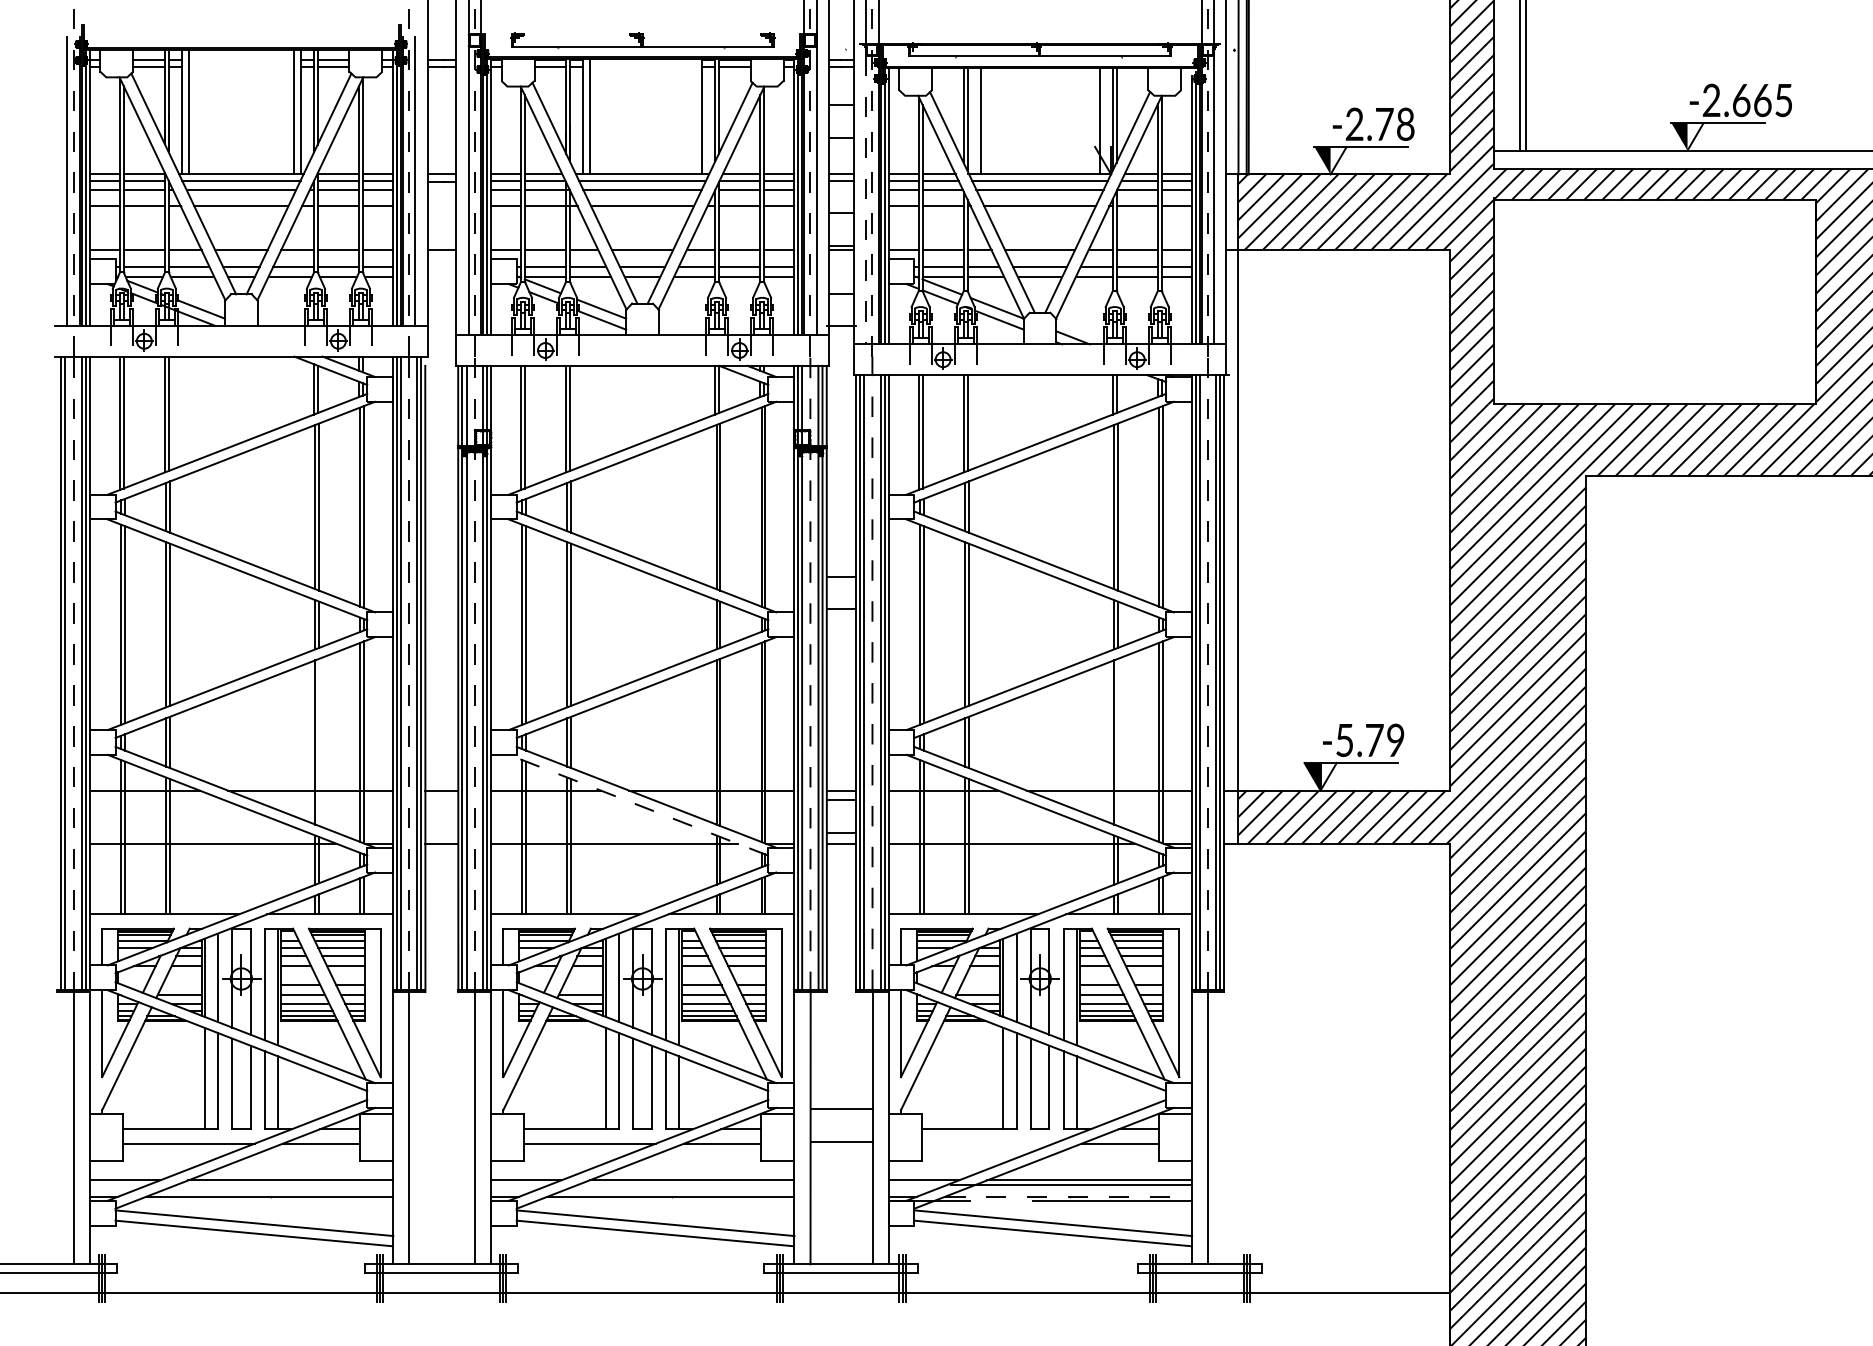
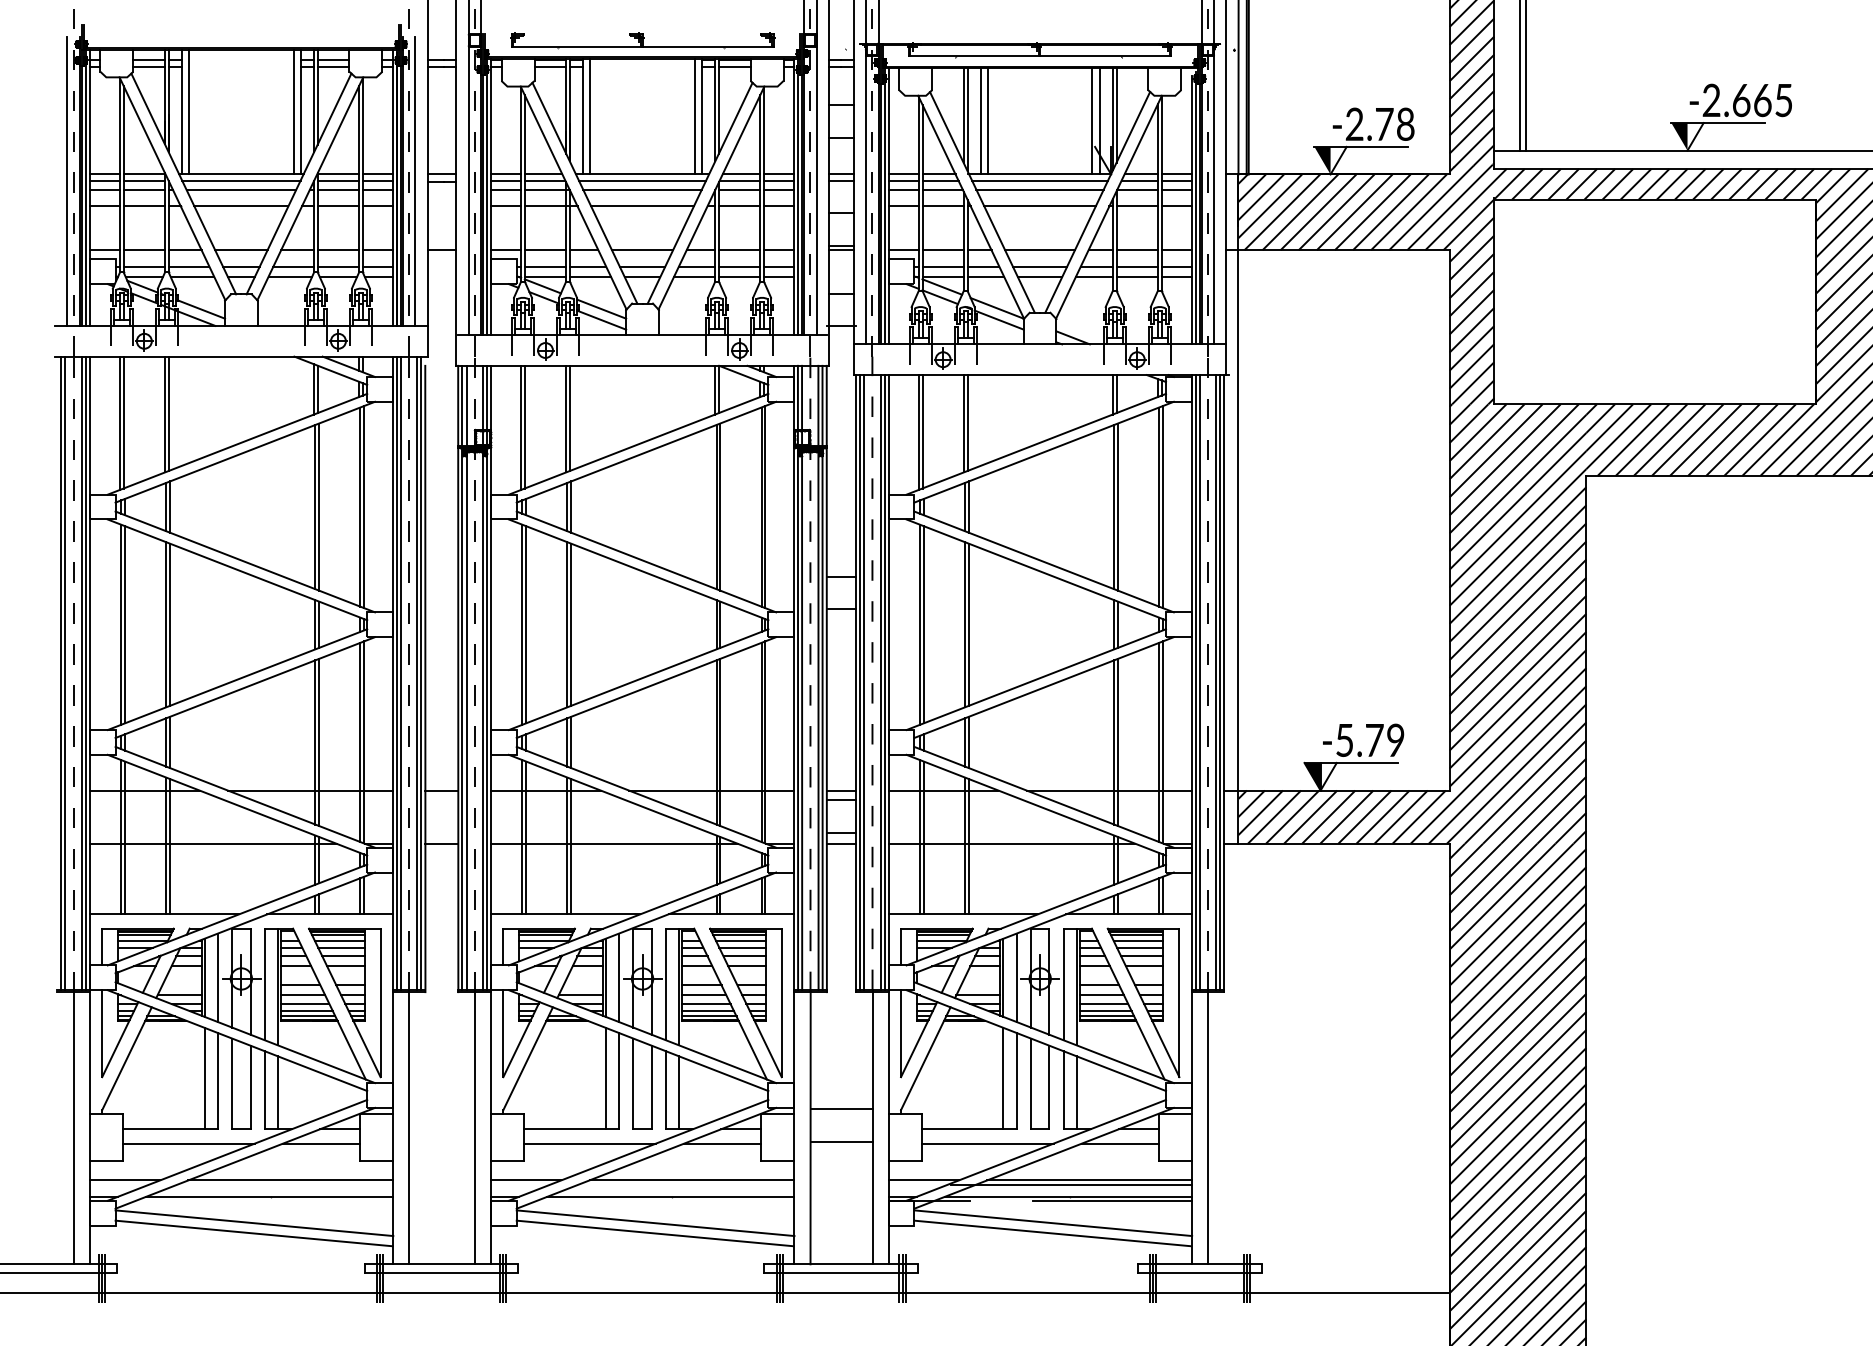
line: none -> present (694, 116)
line: none -> present (988, 121)
line: none -> present (1092, 121)
line: dashed -> solid (866, 200)
line: none -> present (319, 741)
line: none -> present (1117, 741)
line: dashed -> solid (638, 805)
line: none -> present (987, 1143)
line: dashed -> solid (1068, 1196)
